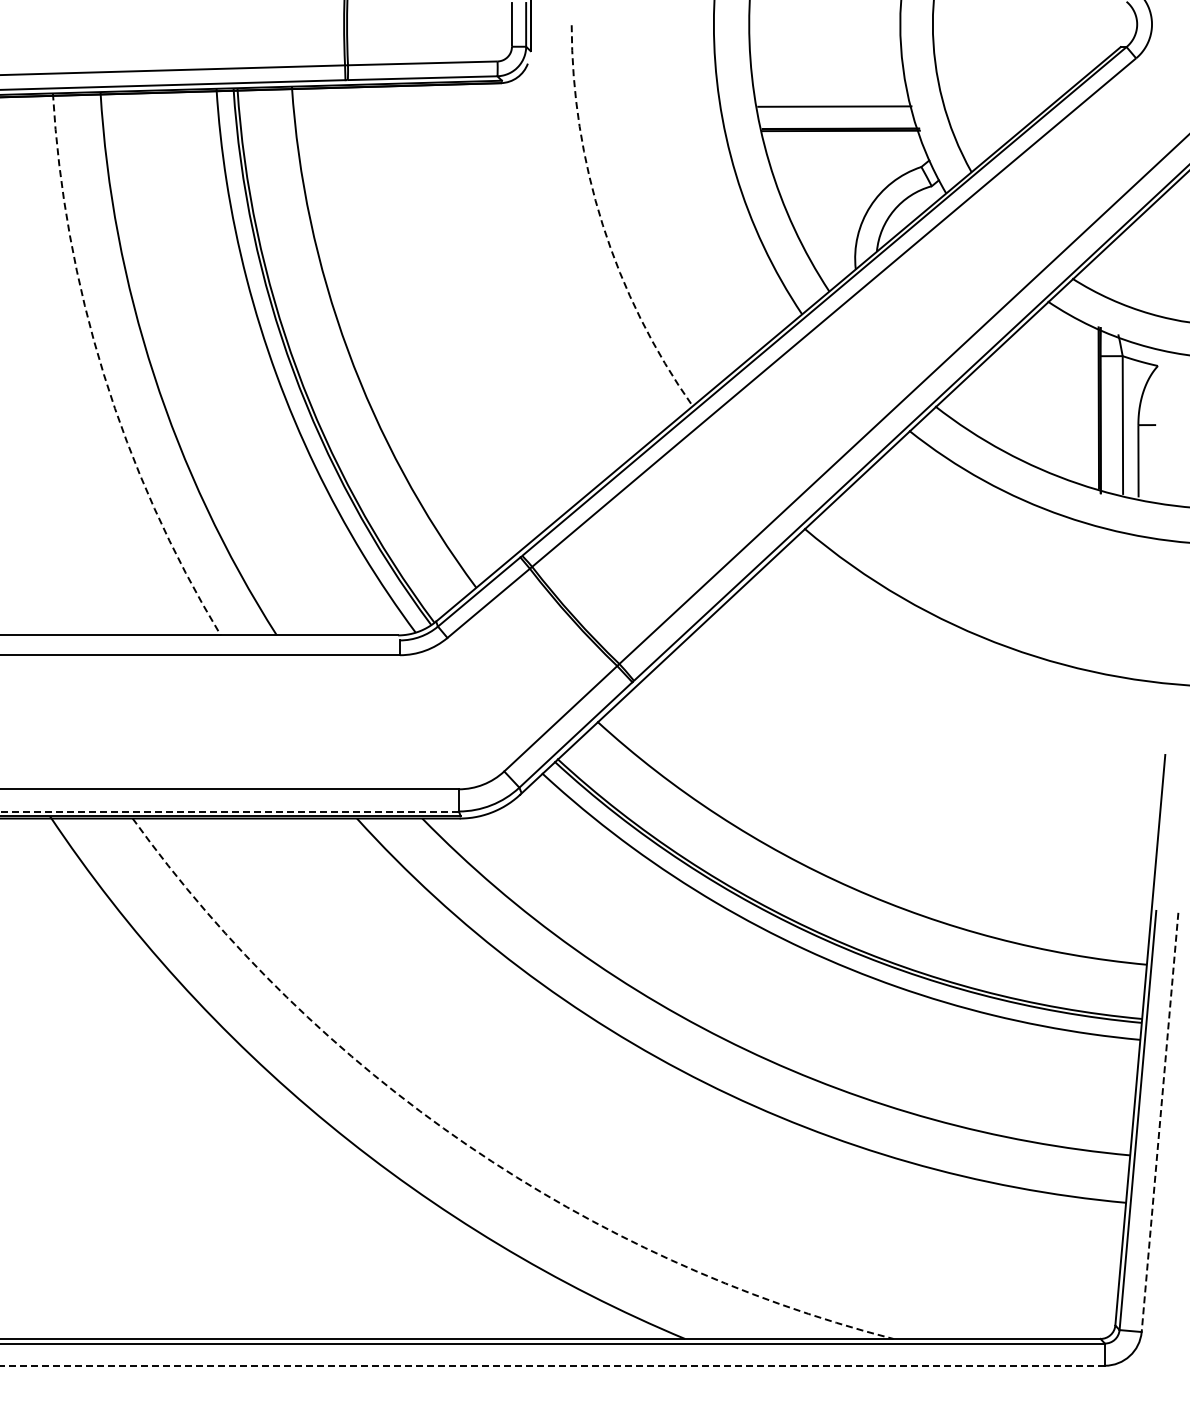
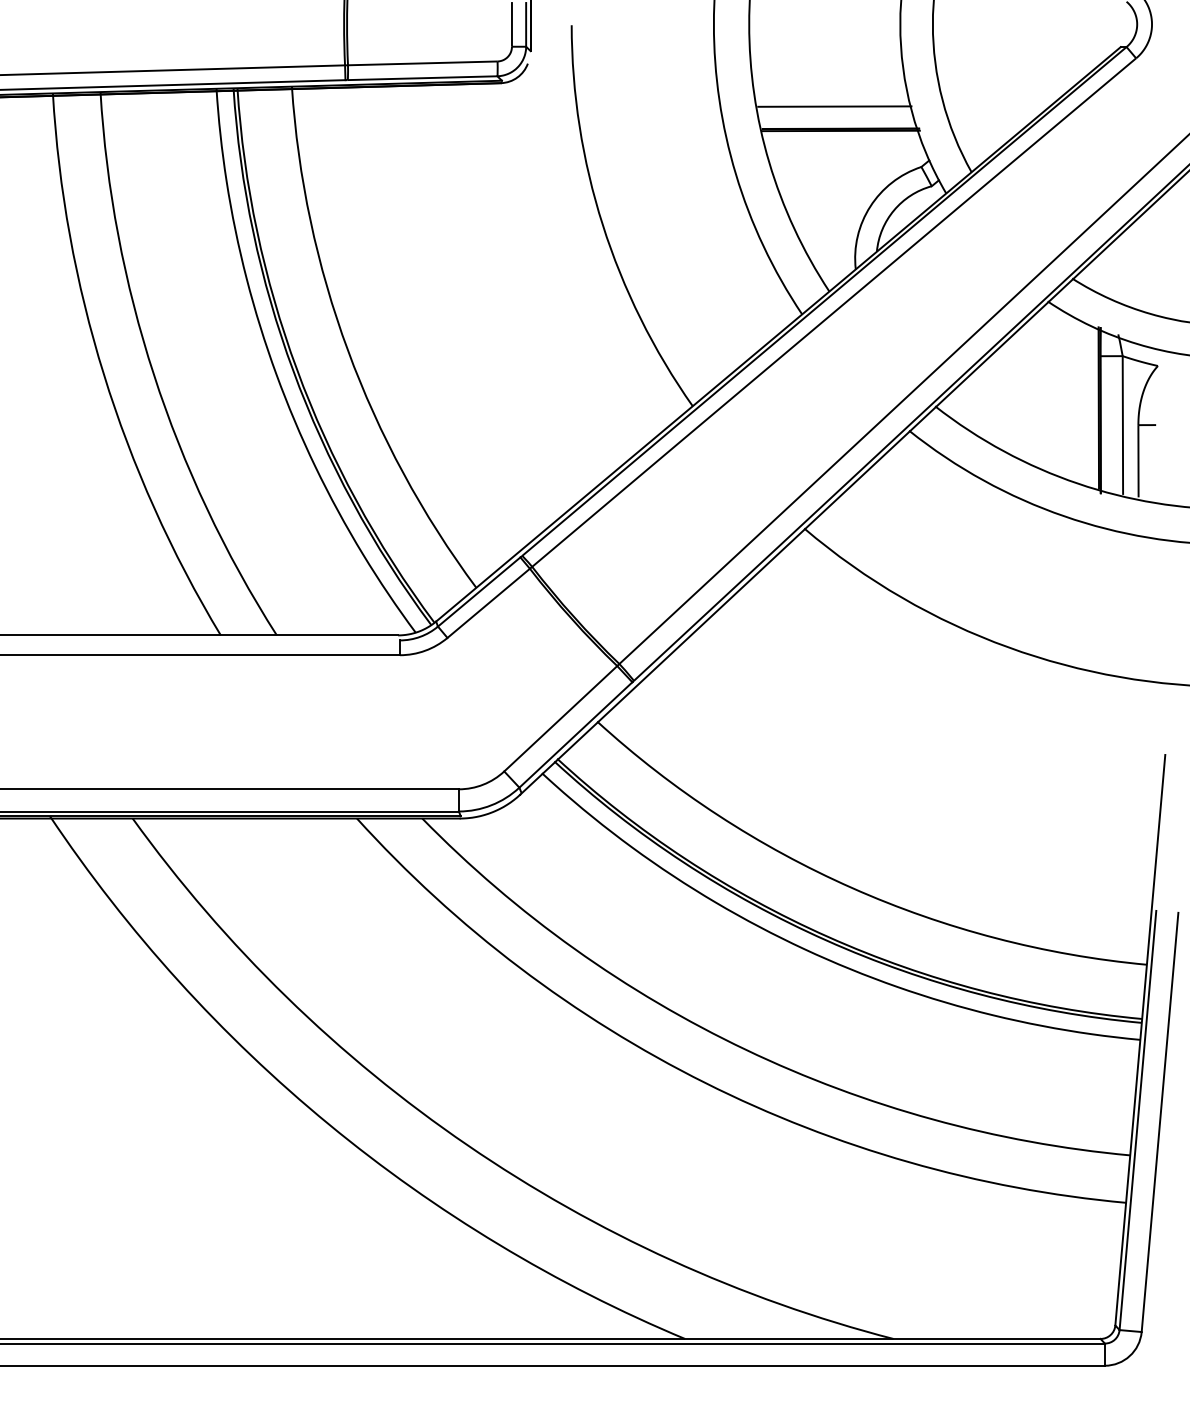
arc: dashed -> solid (602, 225)
arc: dashed -> solid (103, 374)
line: dashed -> solid (229, 811)
line: dashed -> solid (1159, 1122)
arc: dashed -> solid (467, 1145)
line: dashed -> solid (552, 1365)
